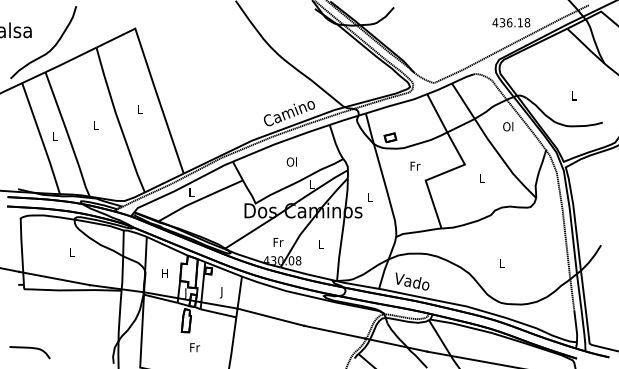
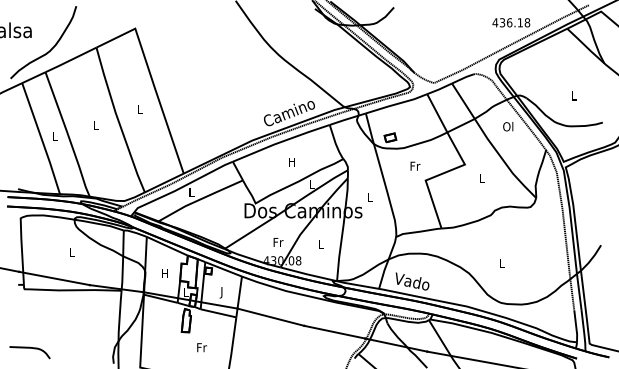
text: Ol -> H (291, 161)
text: J -> L (186, 293)
text position: (194, 347) -> (201, 347) (201, 347)
